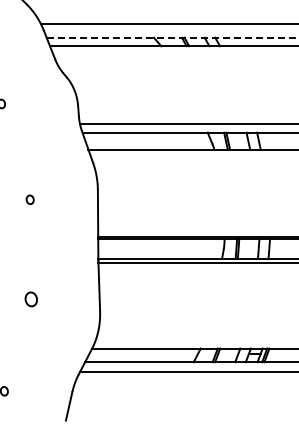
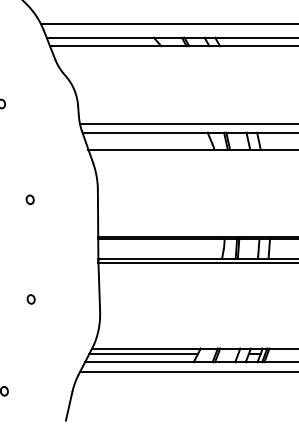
line: dashed -> solid (172, 37)
part size: 14x17 px -> 10x11 px (30, 299)
line: none -> present (143, 354)
